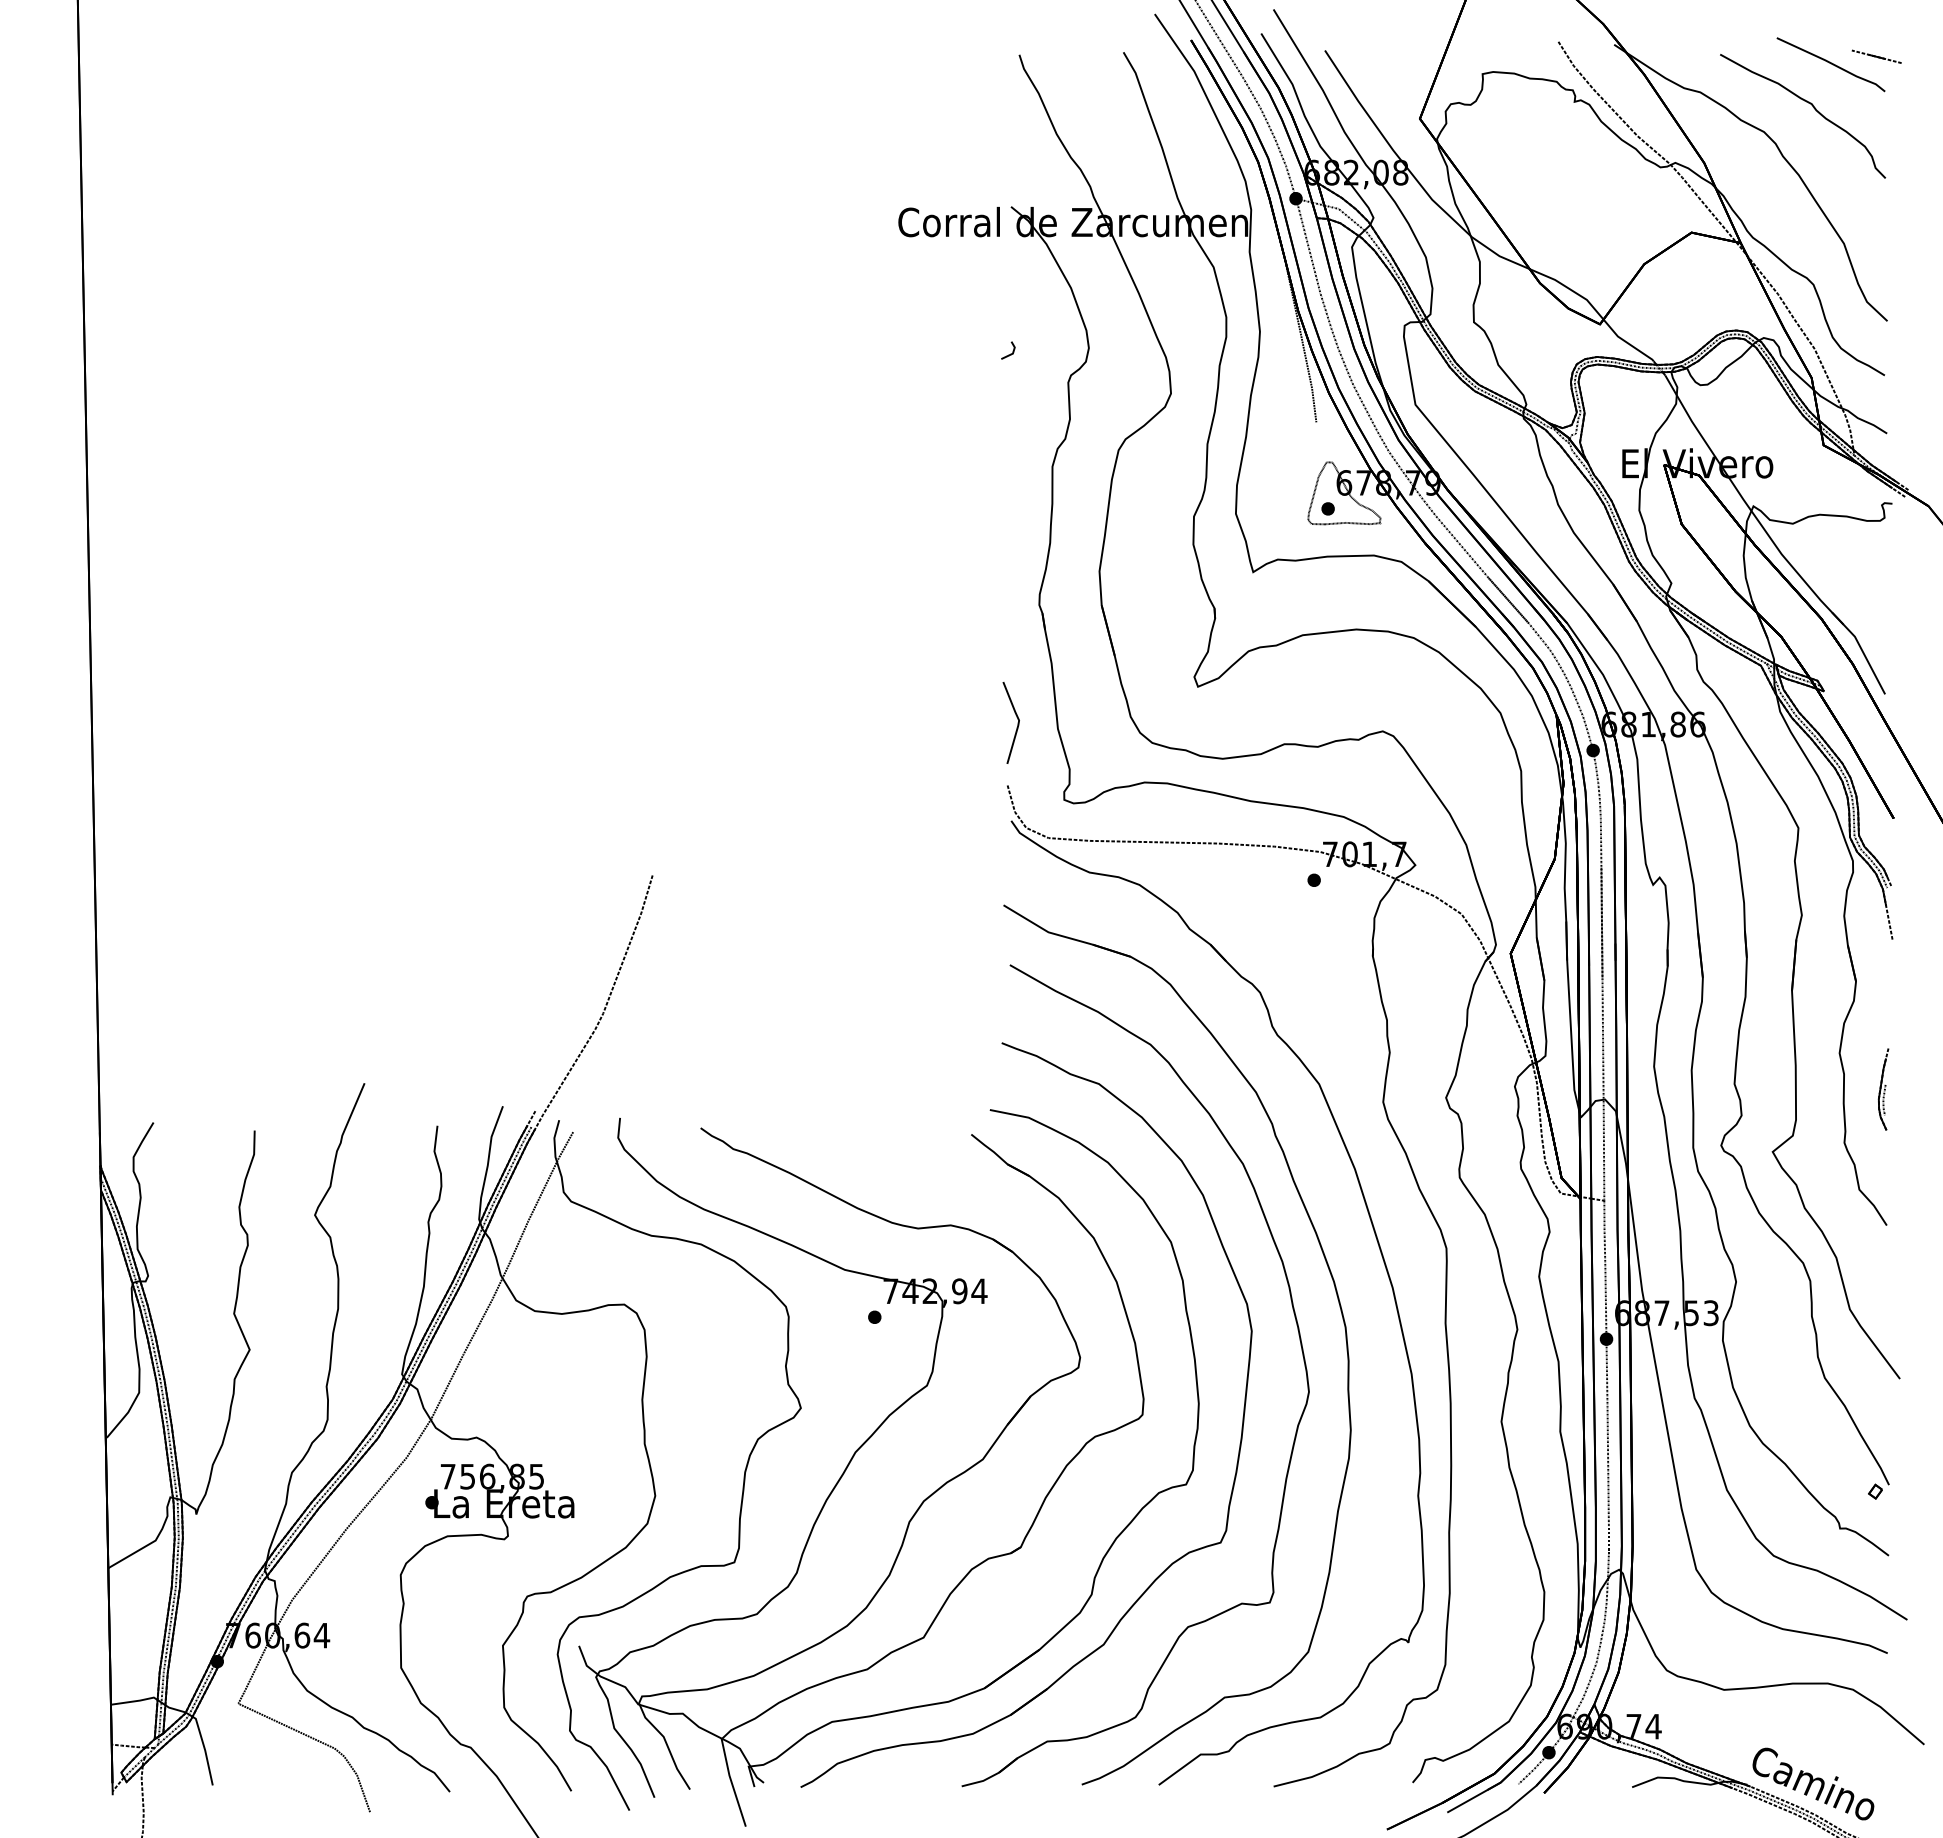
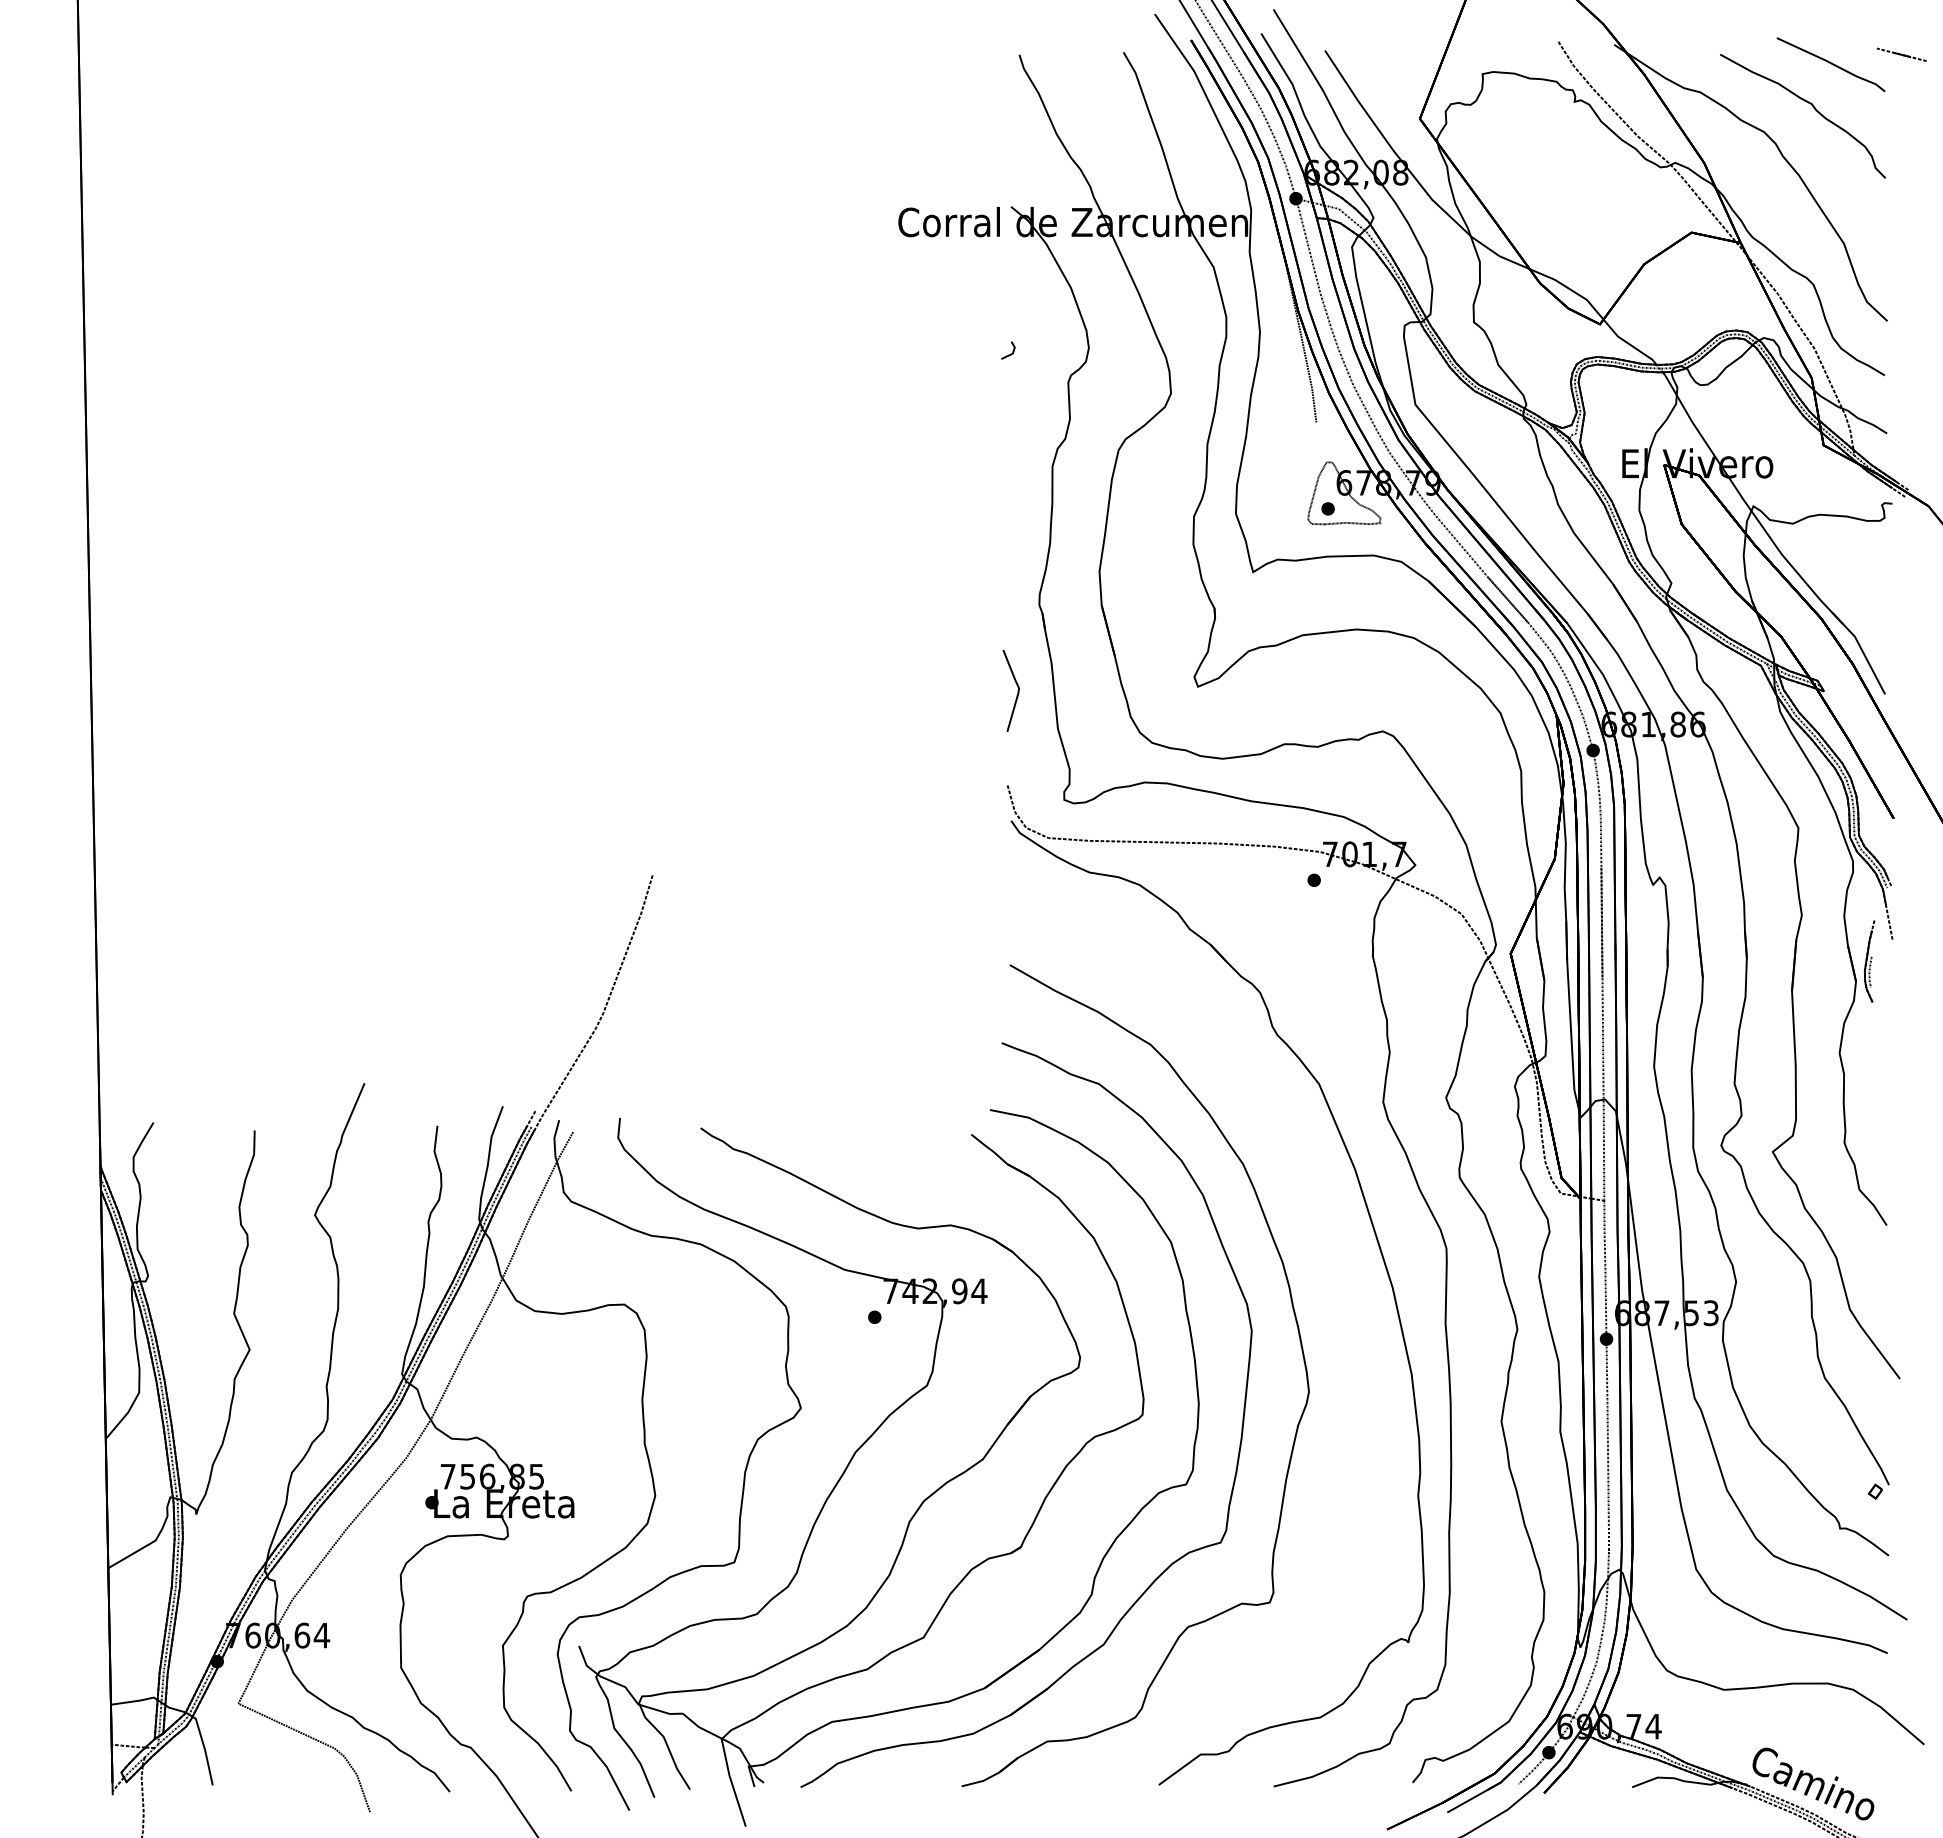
line position: (1876, 56) -> (1901, 54) (1901, 54)
line position: (1017, 722) -> (1017, 690) (1017, 690)
part position: (1883, 1089) -> (1869, 961) (1869, 961)
part: present -> none (1338, 1303)
